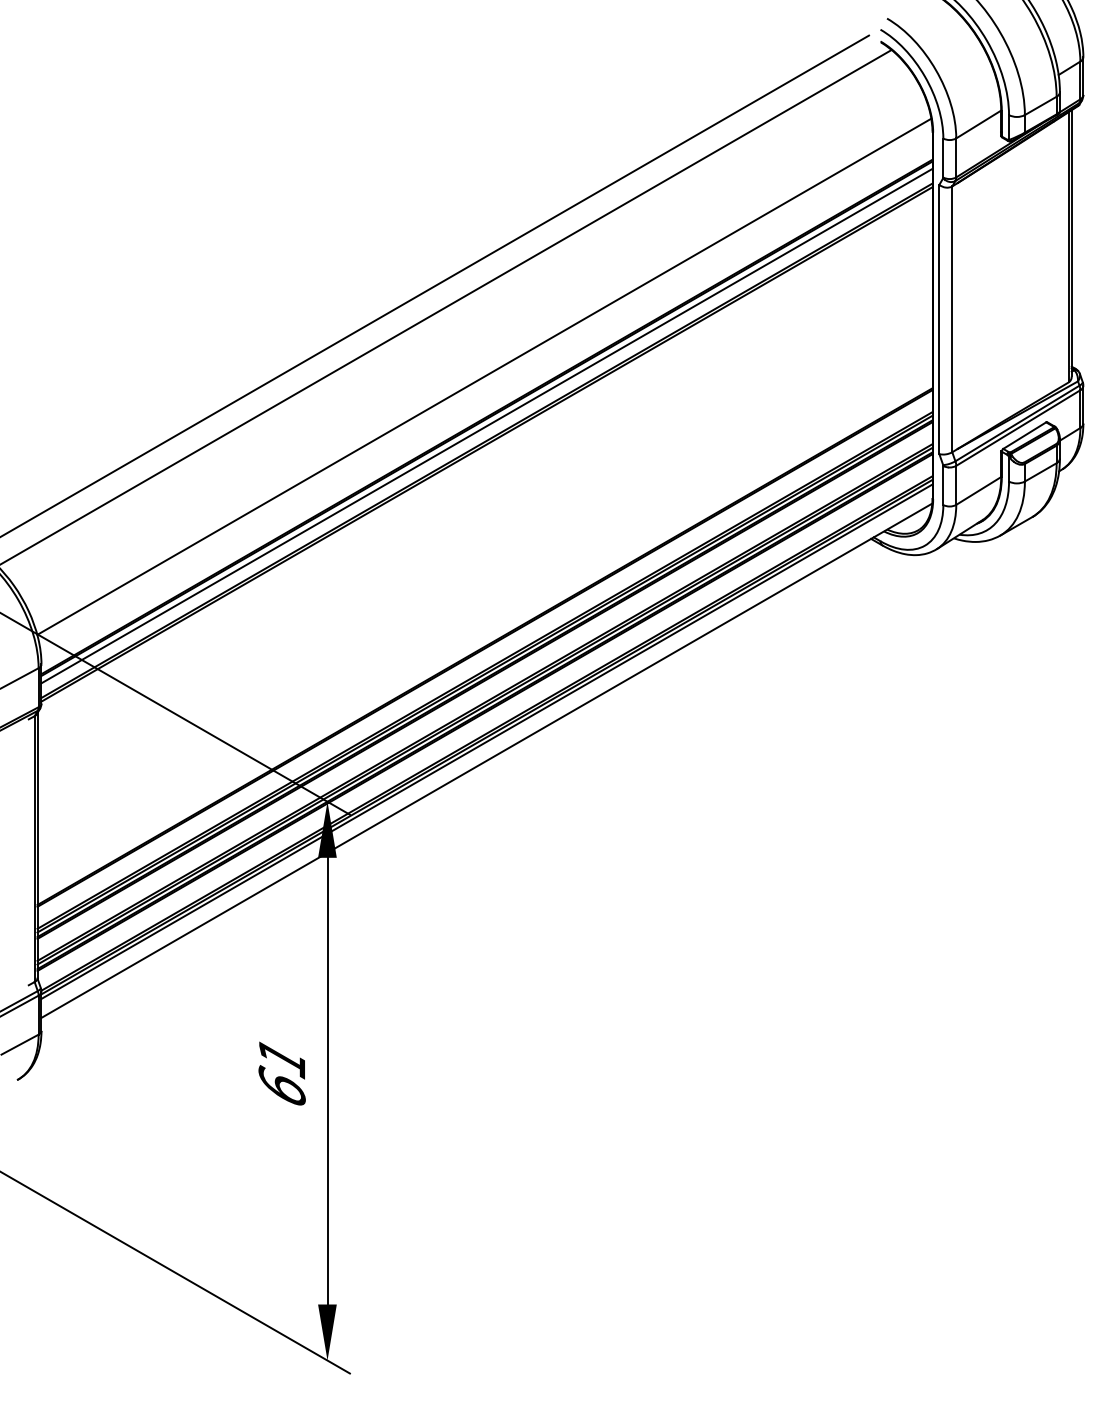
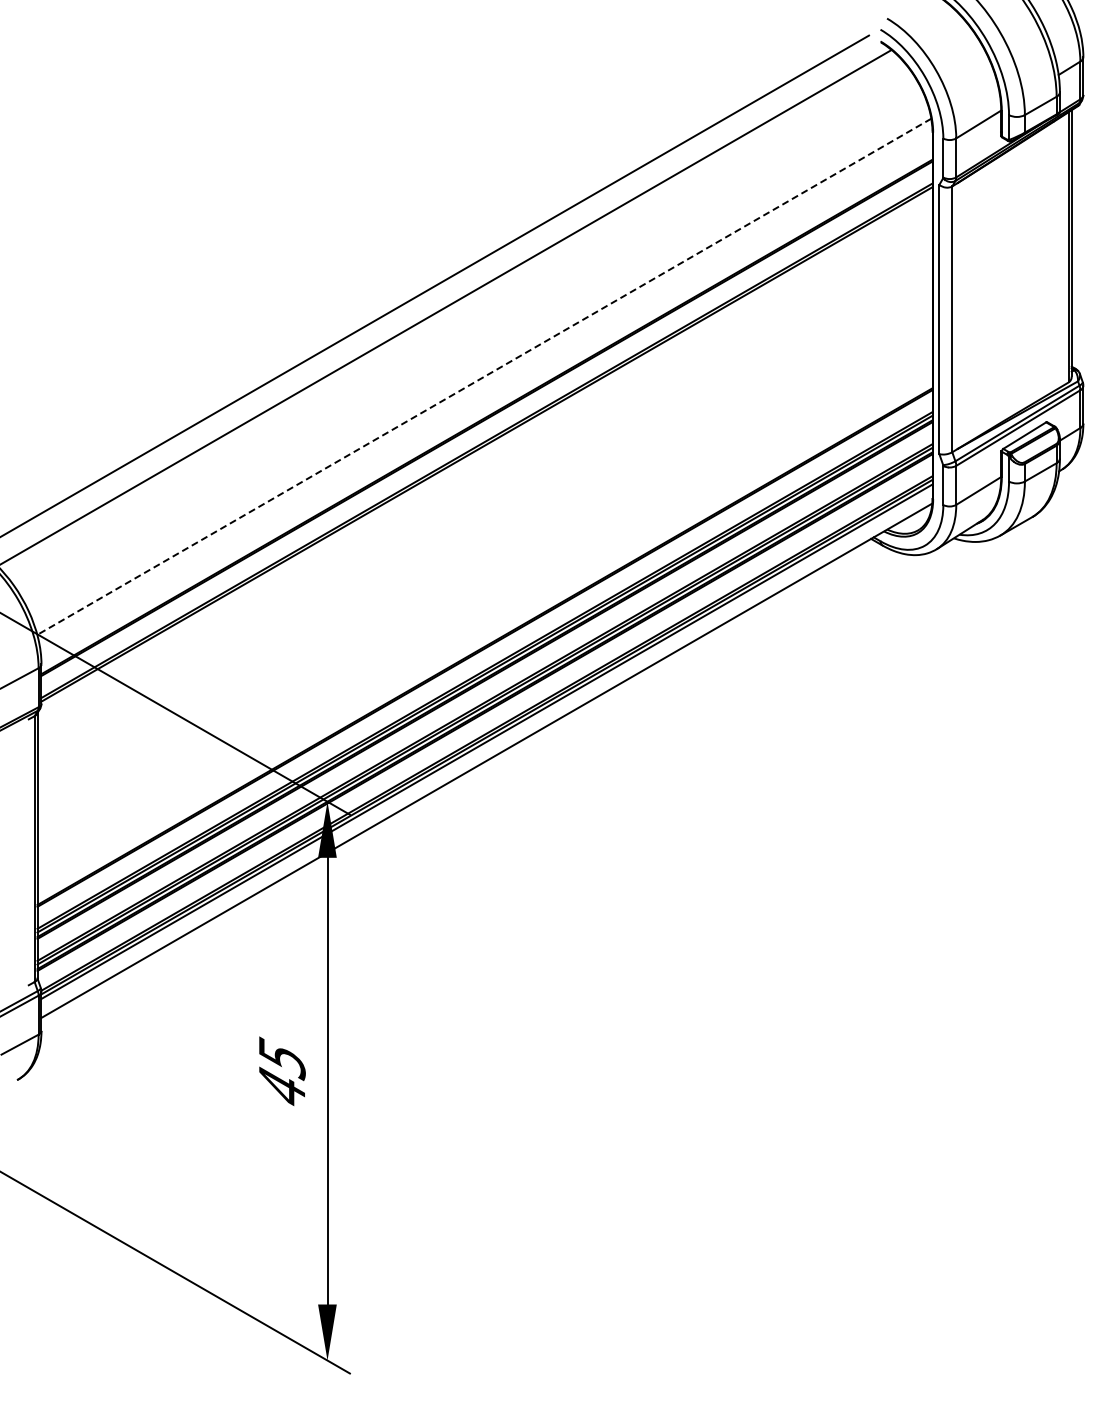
line: solid -> dashed (483, 377)
line: present -> none (486, 425)
text: 61 -> 45 (281, 1070)
